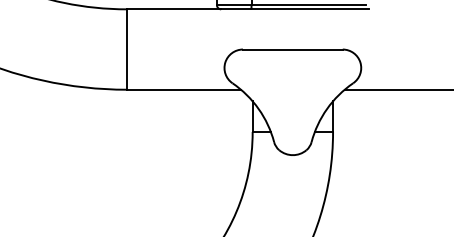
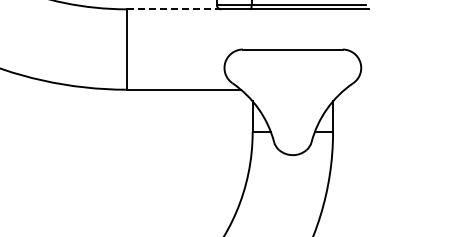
line: solid -> dashed (174, 9)
line: present -> none (397, 89)
